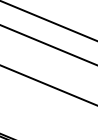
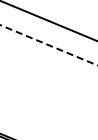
line: solid -> dashed (48, 45)
line: present -> none (48, 85)
